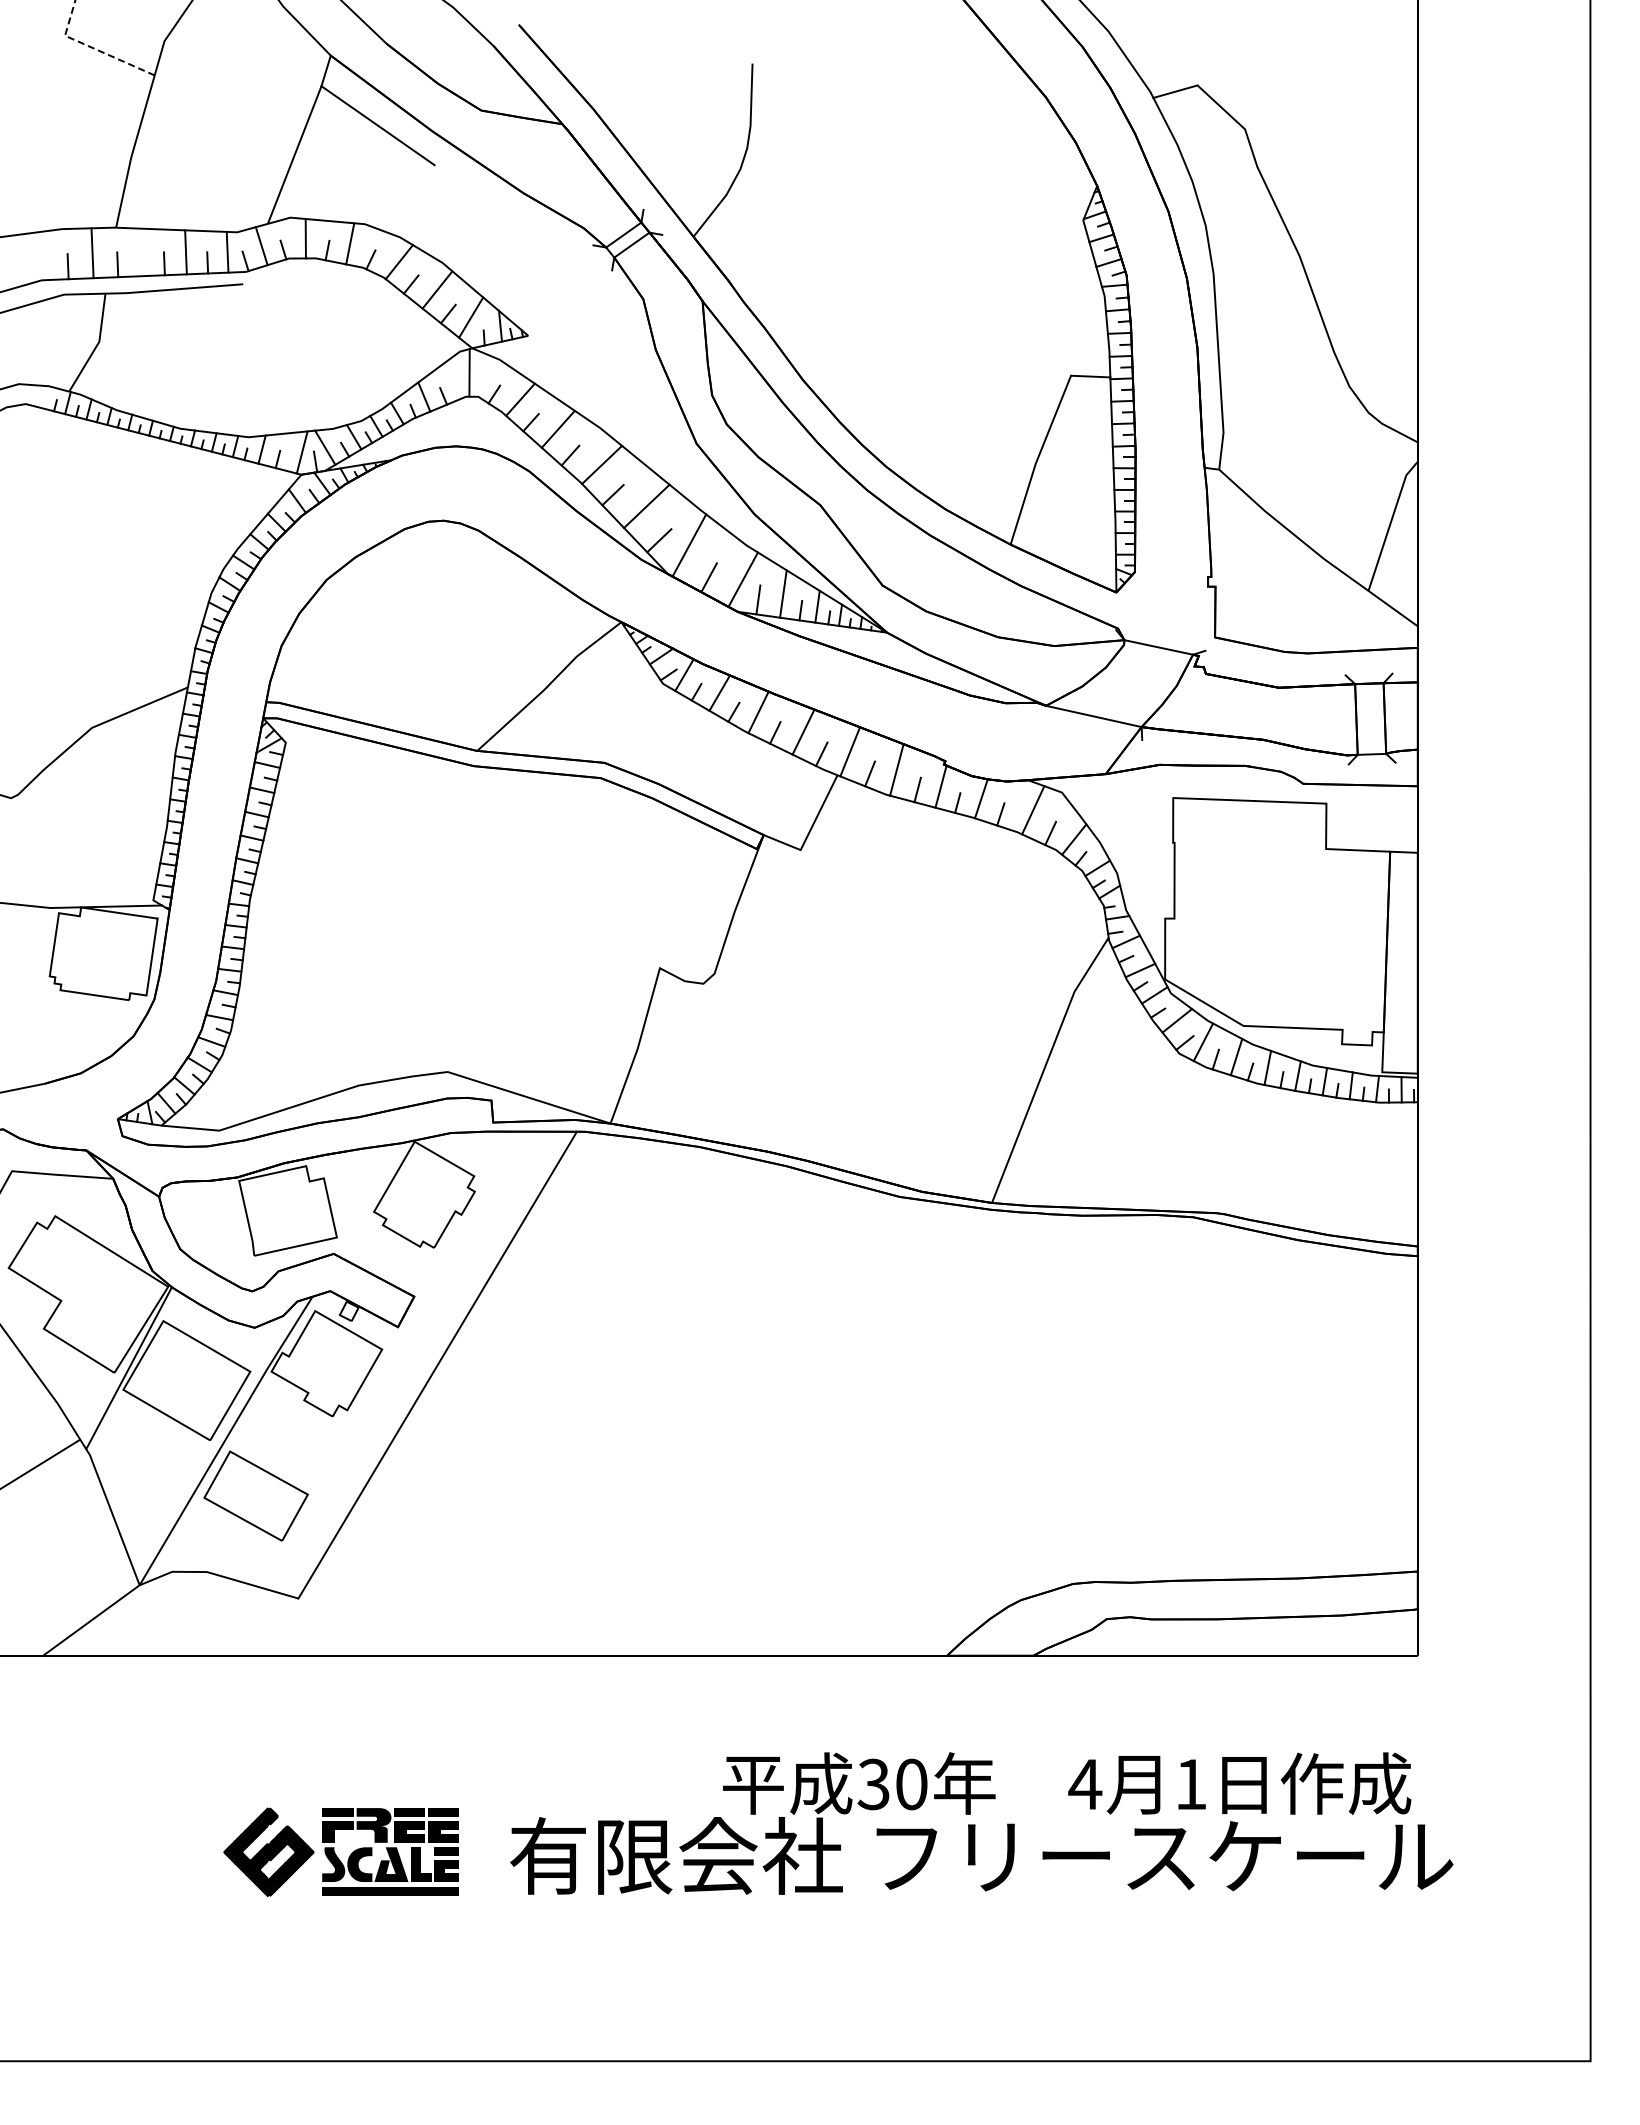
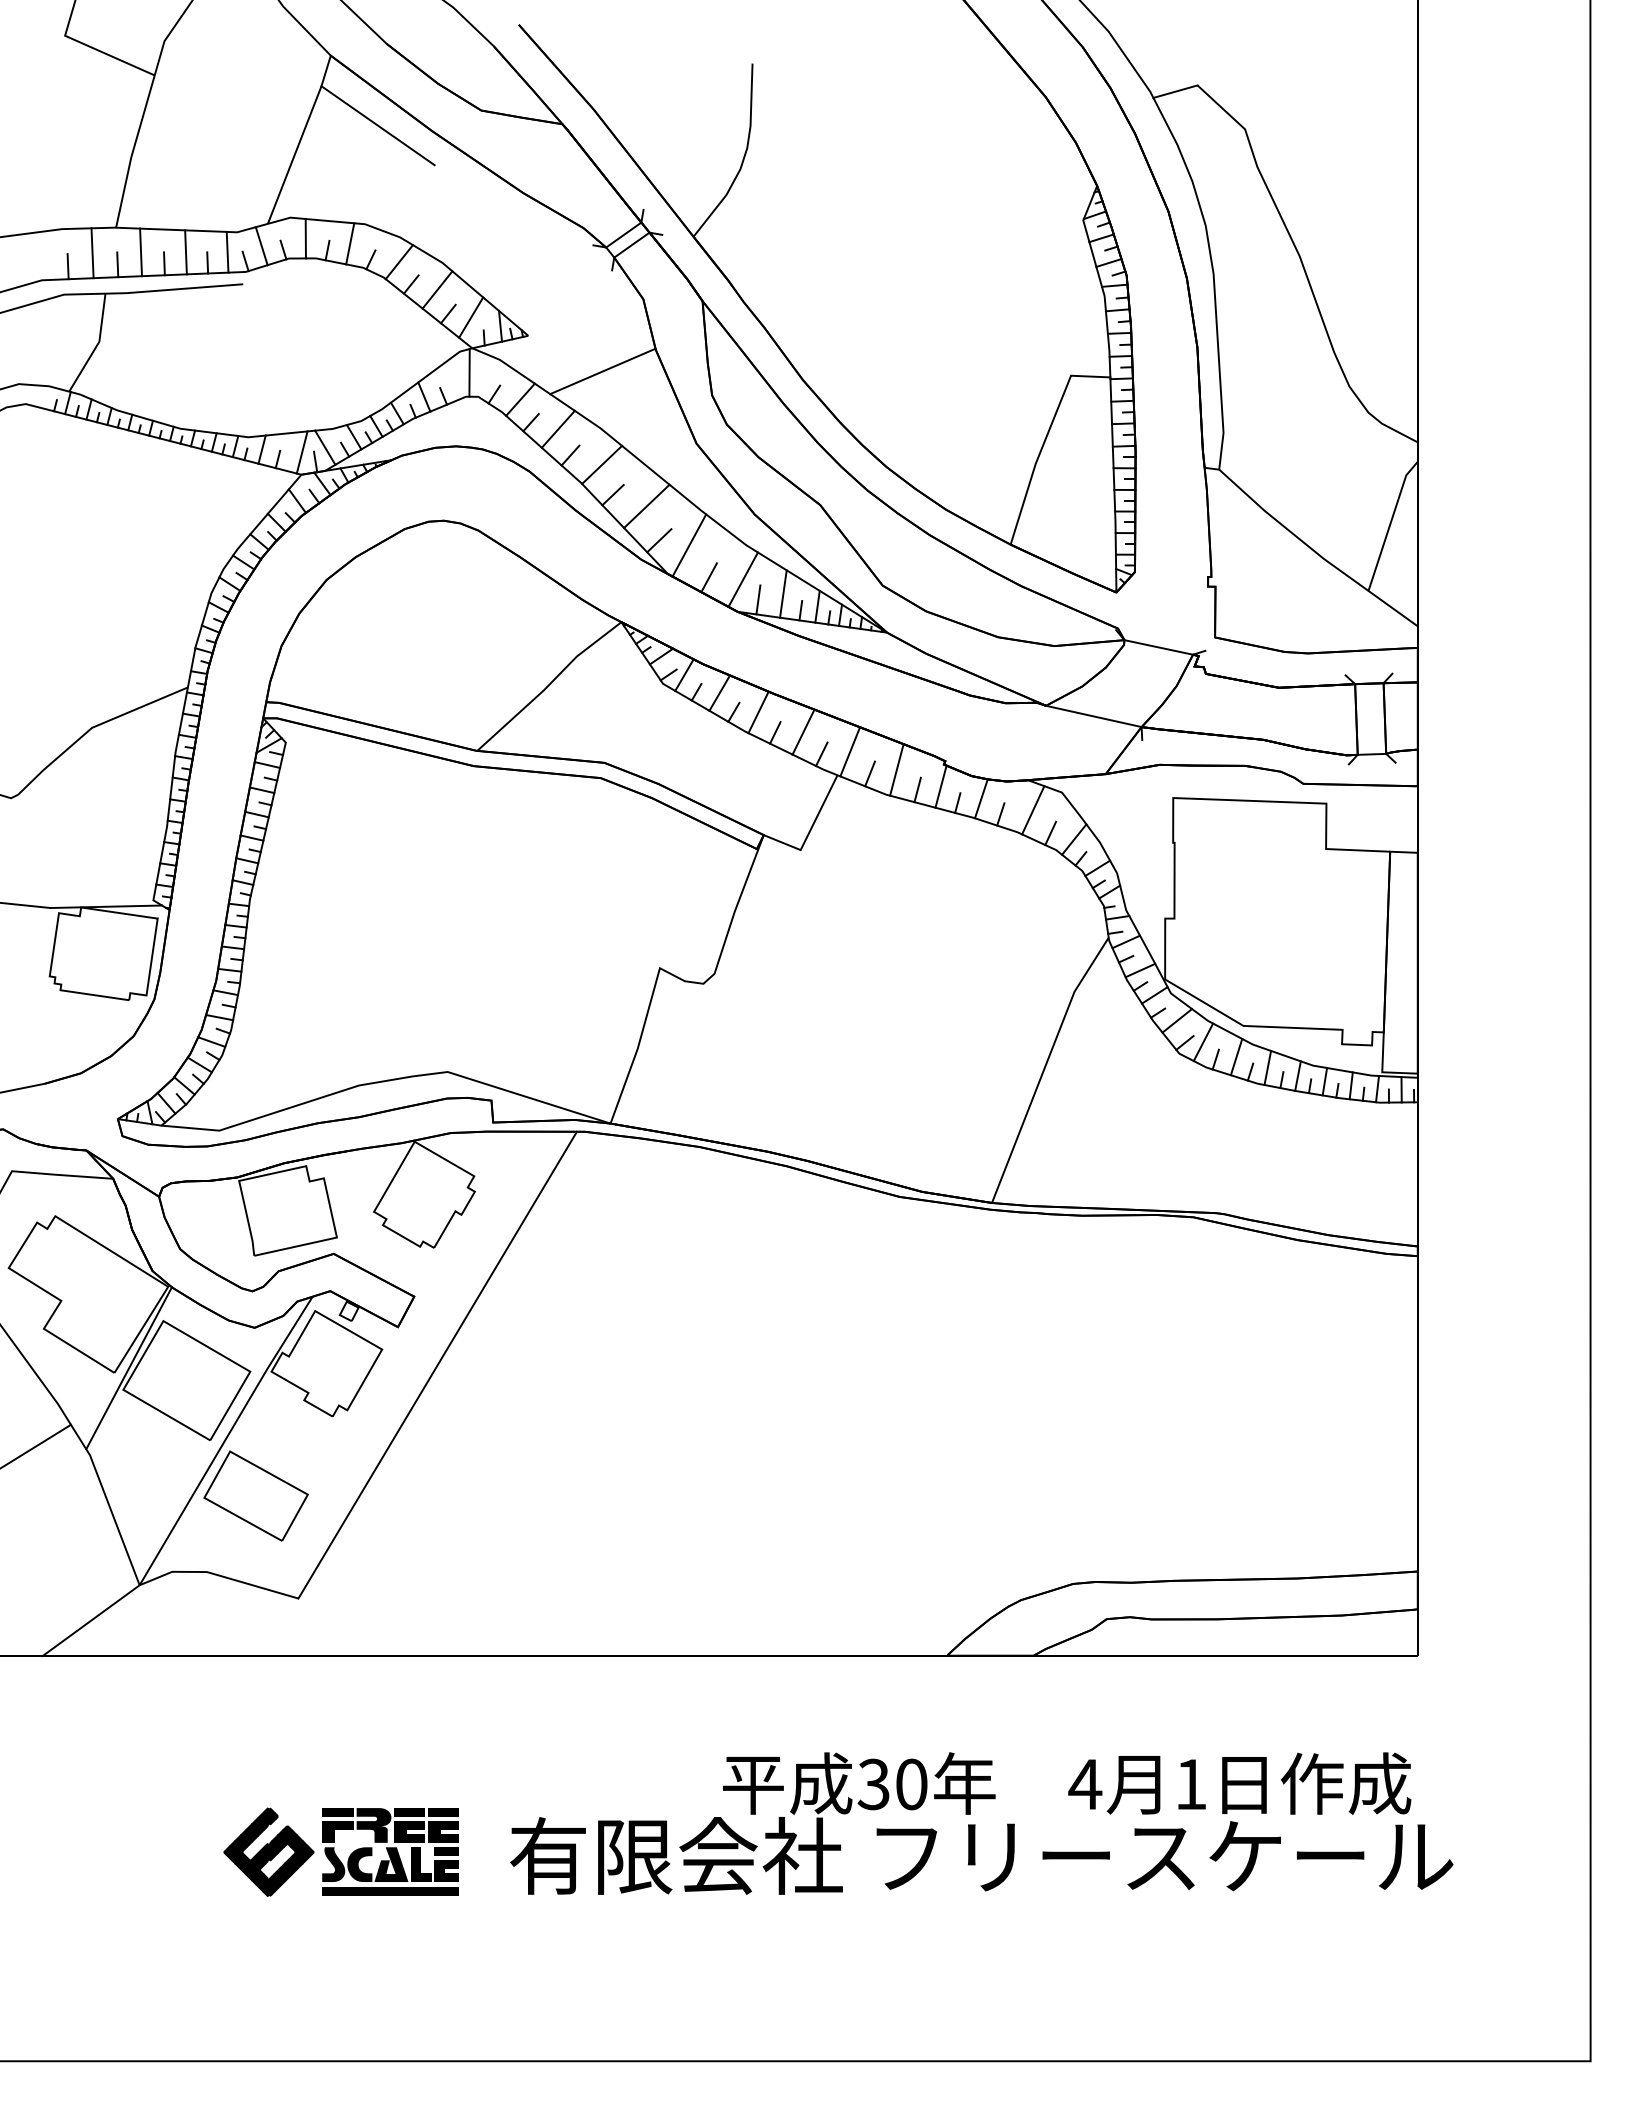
line: dashed -> solid (92, 47)
line: none -> present (141, 252)
line: none -> present (602, 371)
line position: (40, 1463) -> (36, 1445) (36, 1445)
